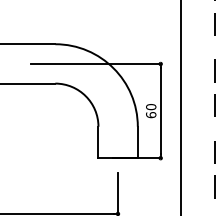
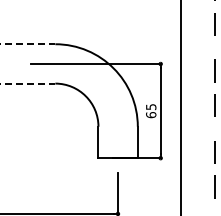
line: solid -> dashed (28, 44)
line: solid -> dashed (28, 83)
text: 60 -> 65 (151, 107)
